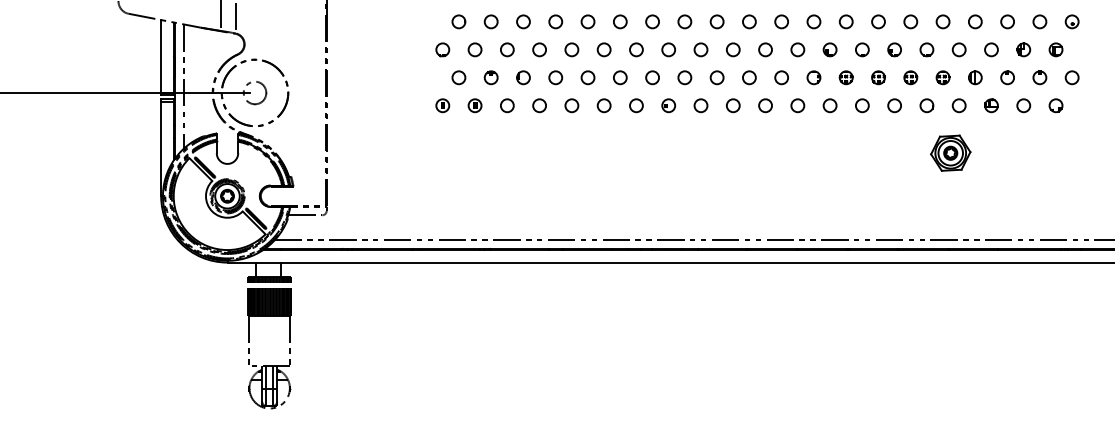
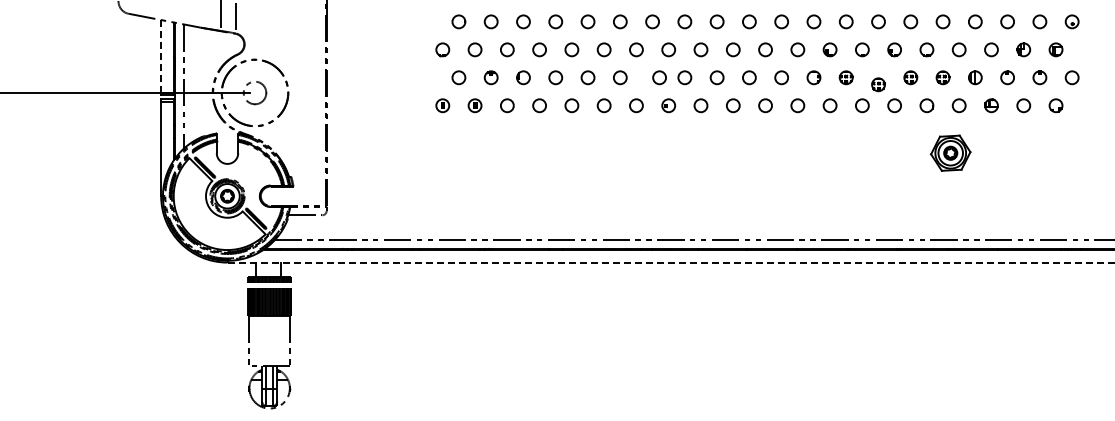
line: solid -> dashed (161, 57)
circle position: (652, 77) -> (659, 77) (659, 77)
part position: (878, 77) -> (878, 84) (878, 84)
line: solid -> dashed (671, 262)
